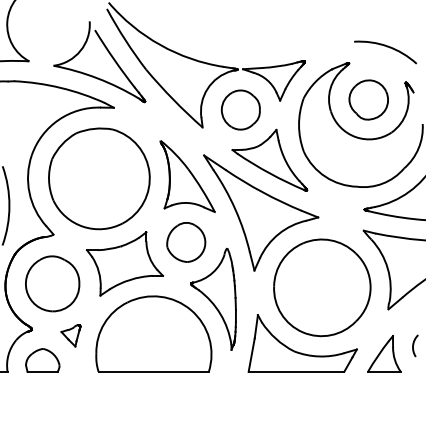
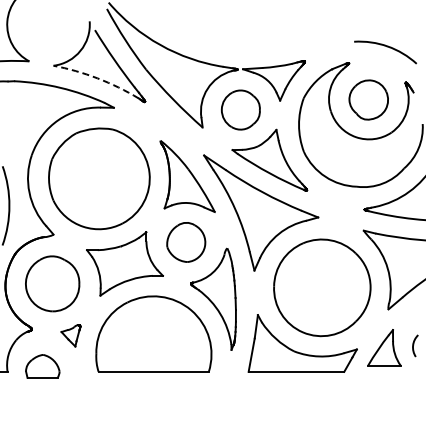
arc: solid -> dashed (97, 78)
part position: (384, 353) -> (384, 347) (384, 347)
part position: (42, 360) -> (42, 366) (42, 366)
